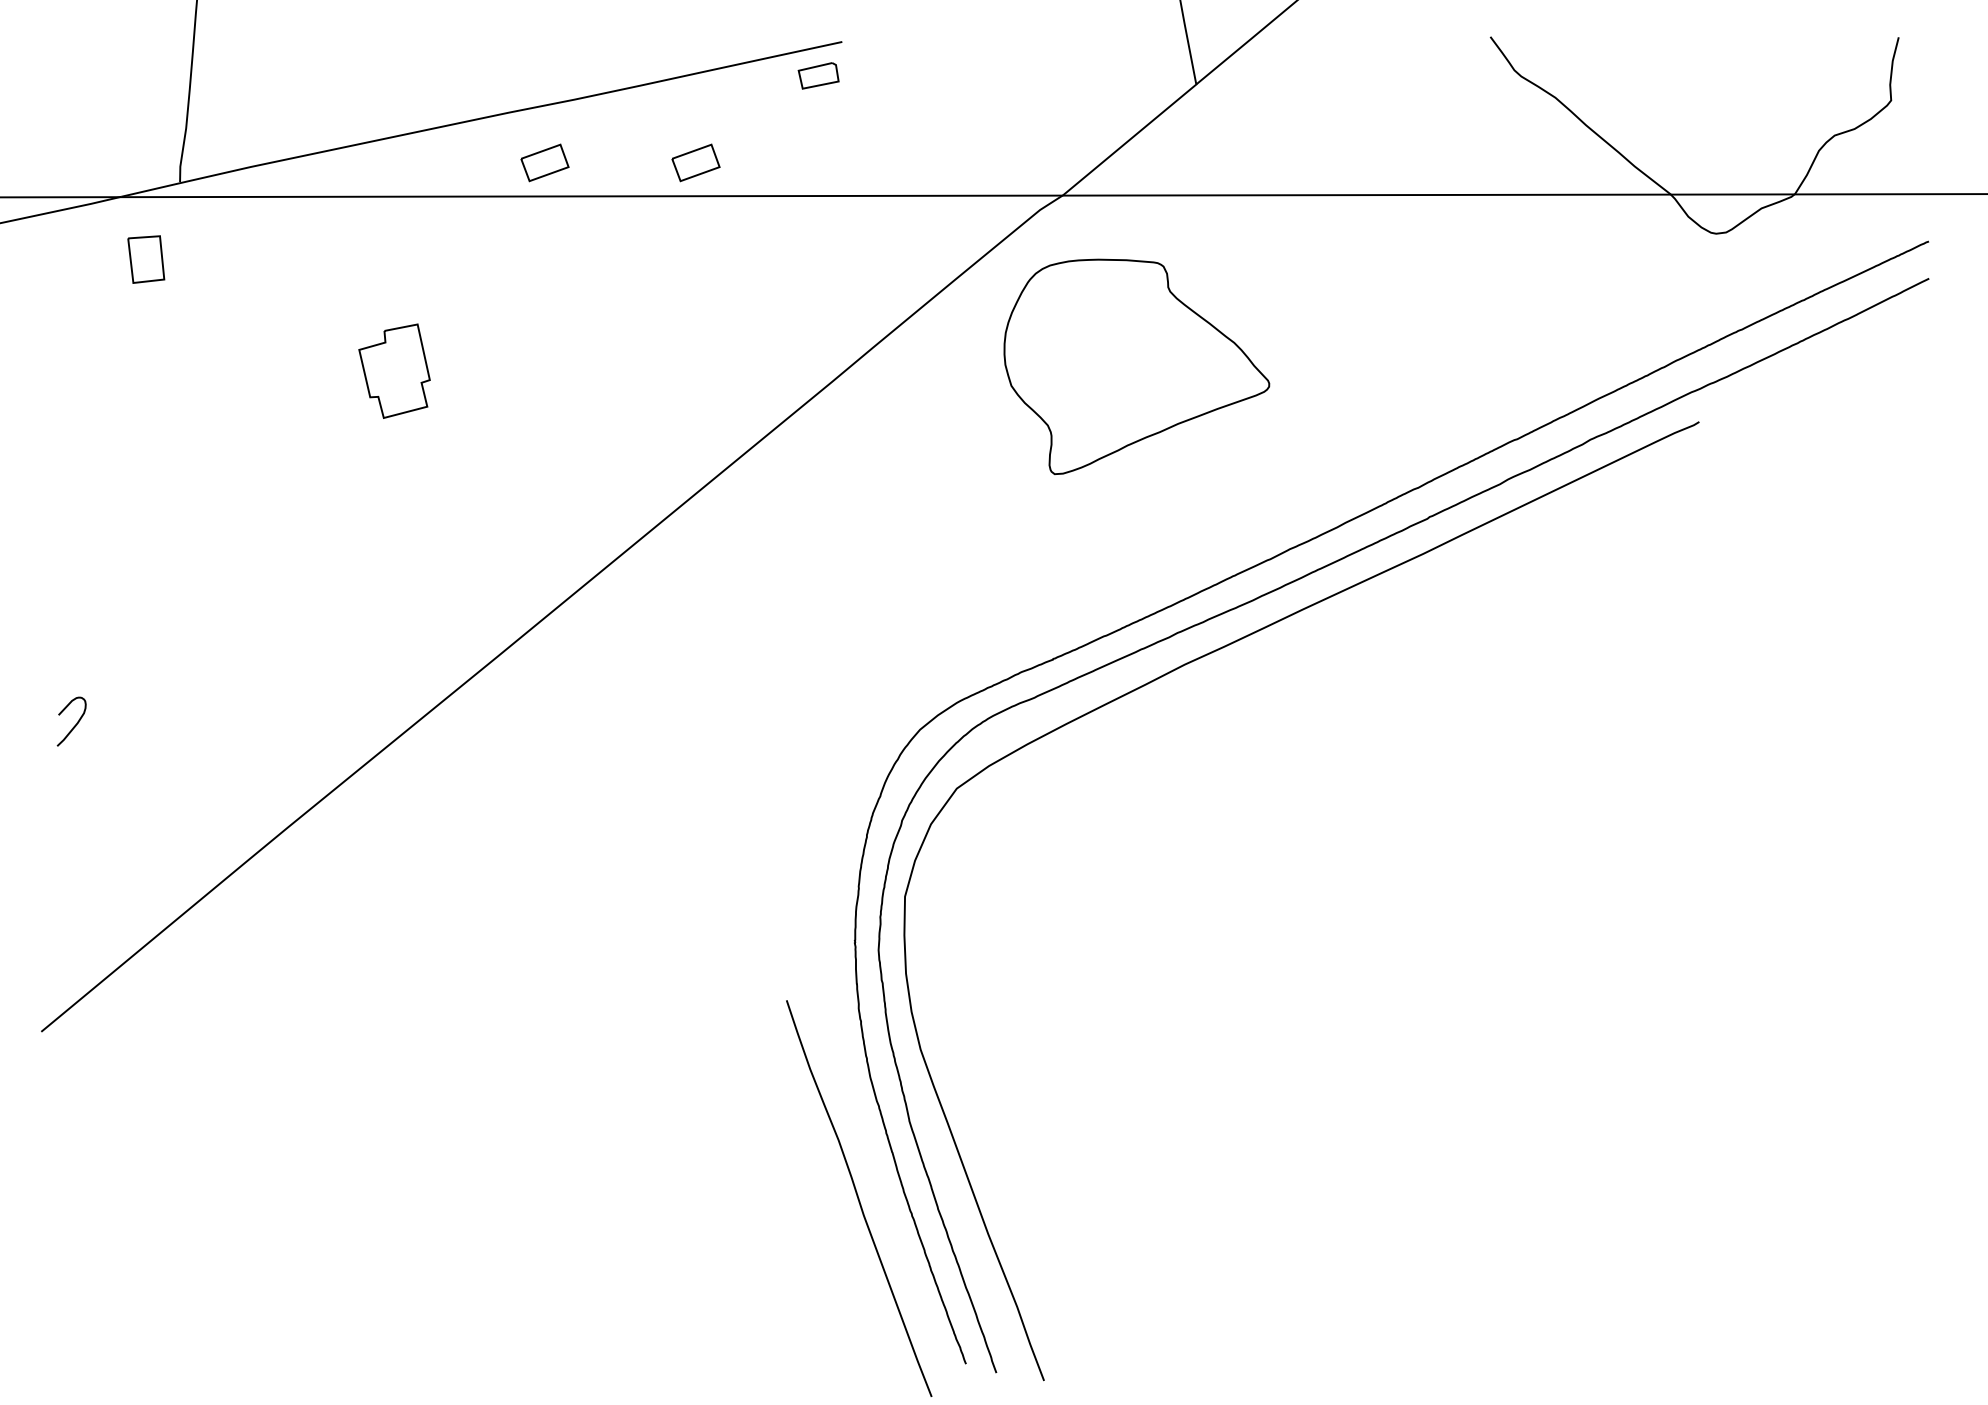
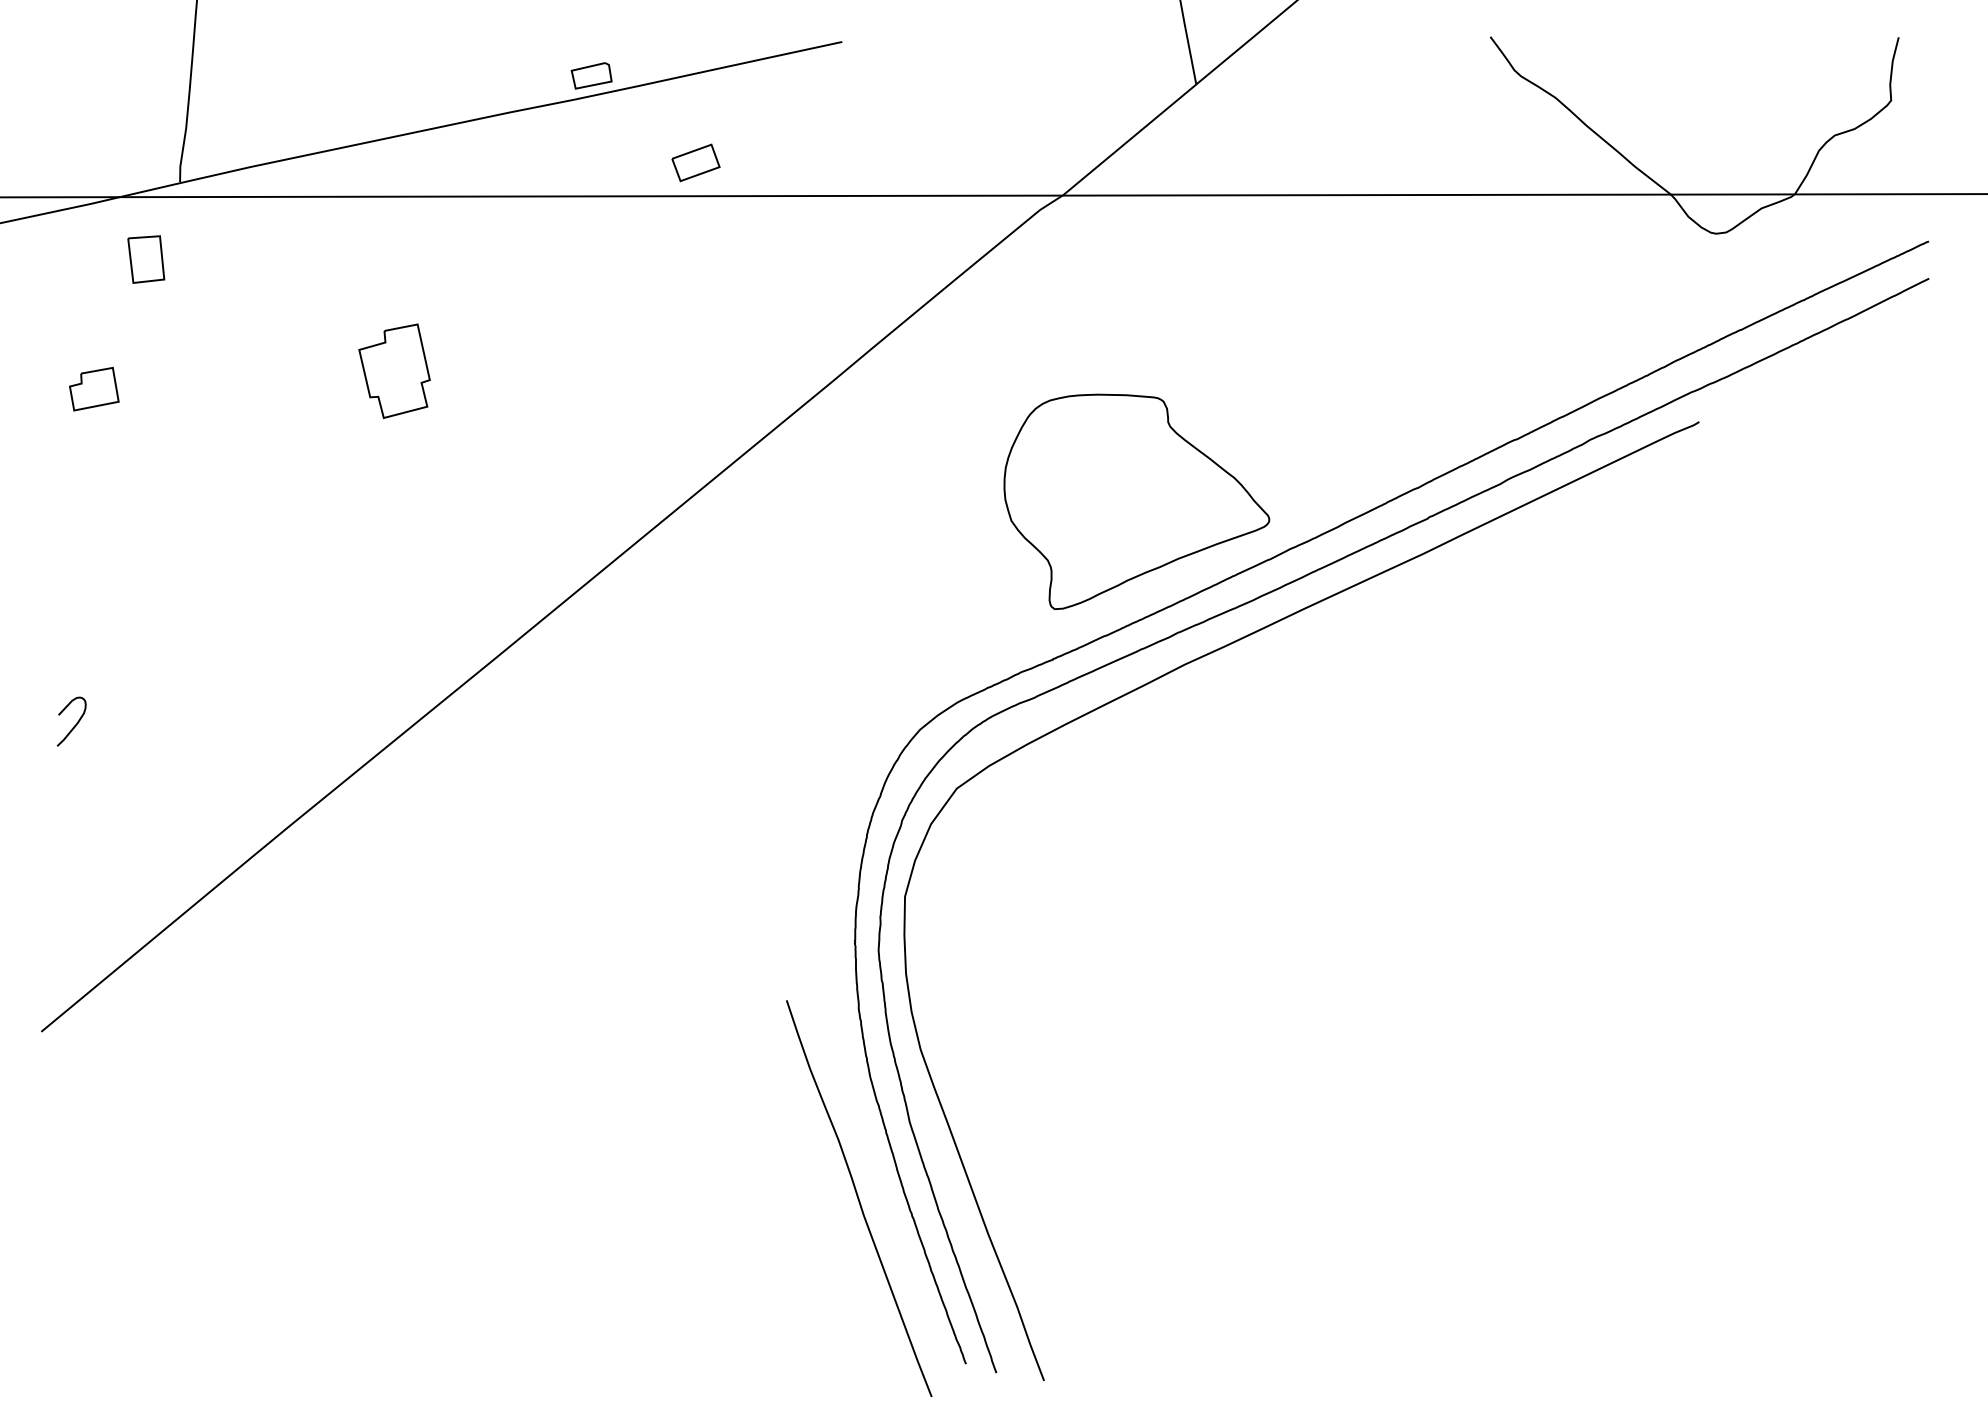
part position: (818, 75) -> (591, 75) (591, 75)
part: present -> none (544, 162)
part position: (1136, 366) -> (1136, 501) (1136, 501)
part: none -> present (94, 388)
